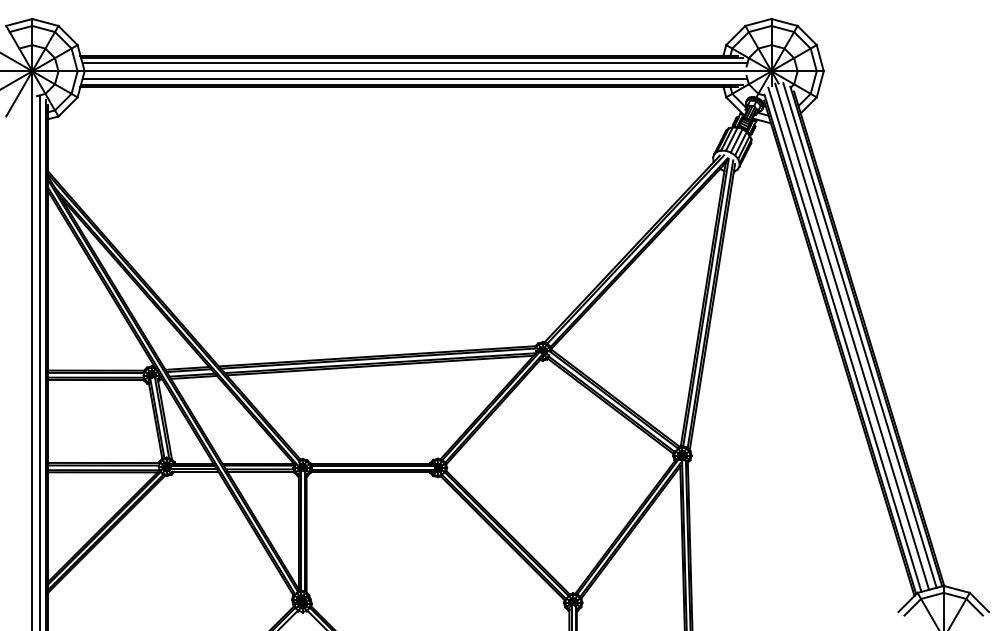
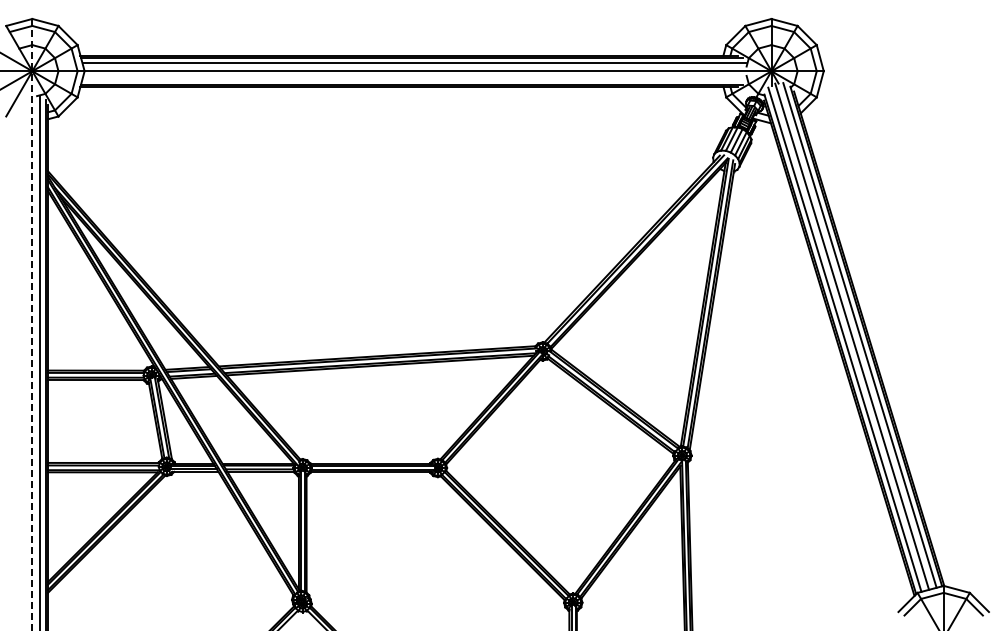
line: present -> none (414, 79)
line: solid -> dashed (32, 324)
